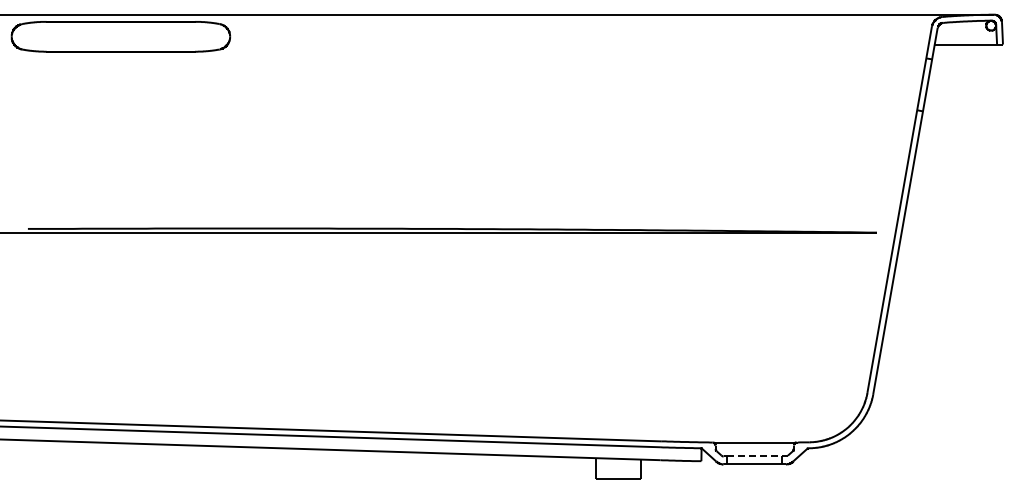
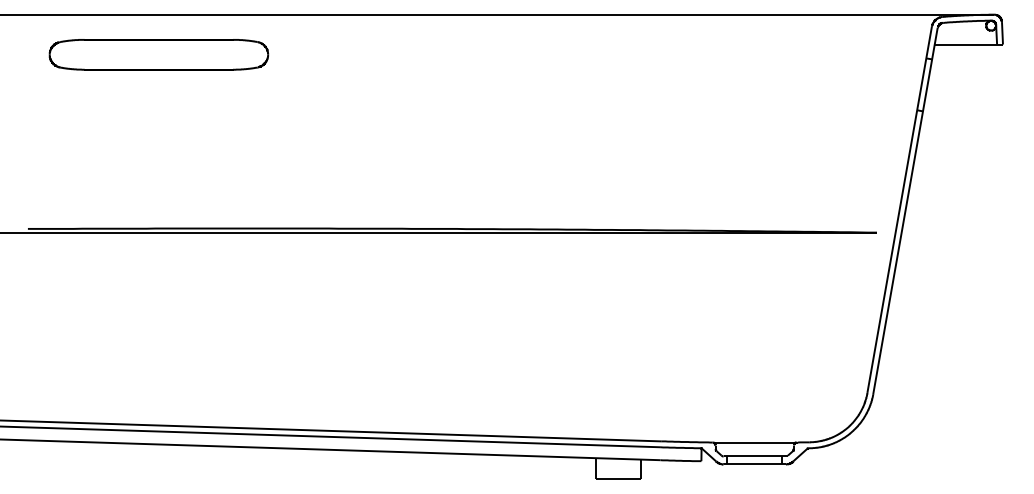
part position: (120, 36) -> (158, 54) (158, 54)
line: dashed -> solid (755, 456)
